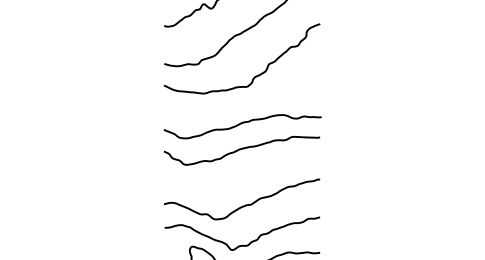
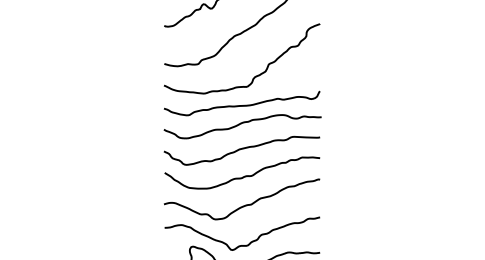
curve: none -> present (241, 105)
curve: none -> present (244, 175)
